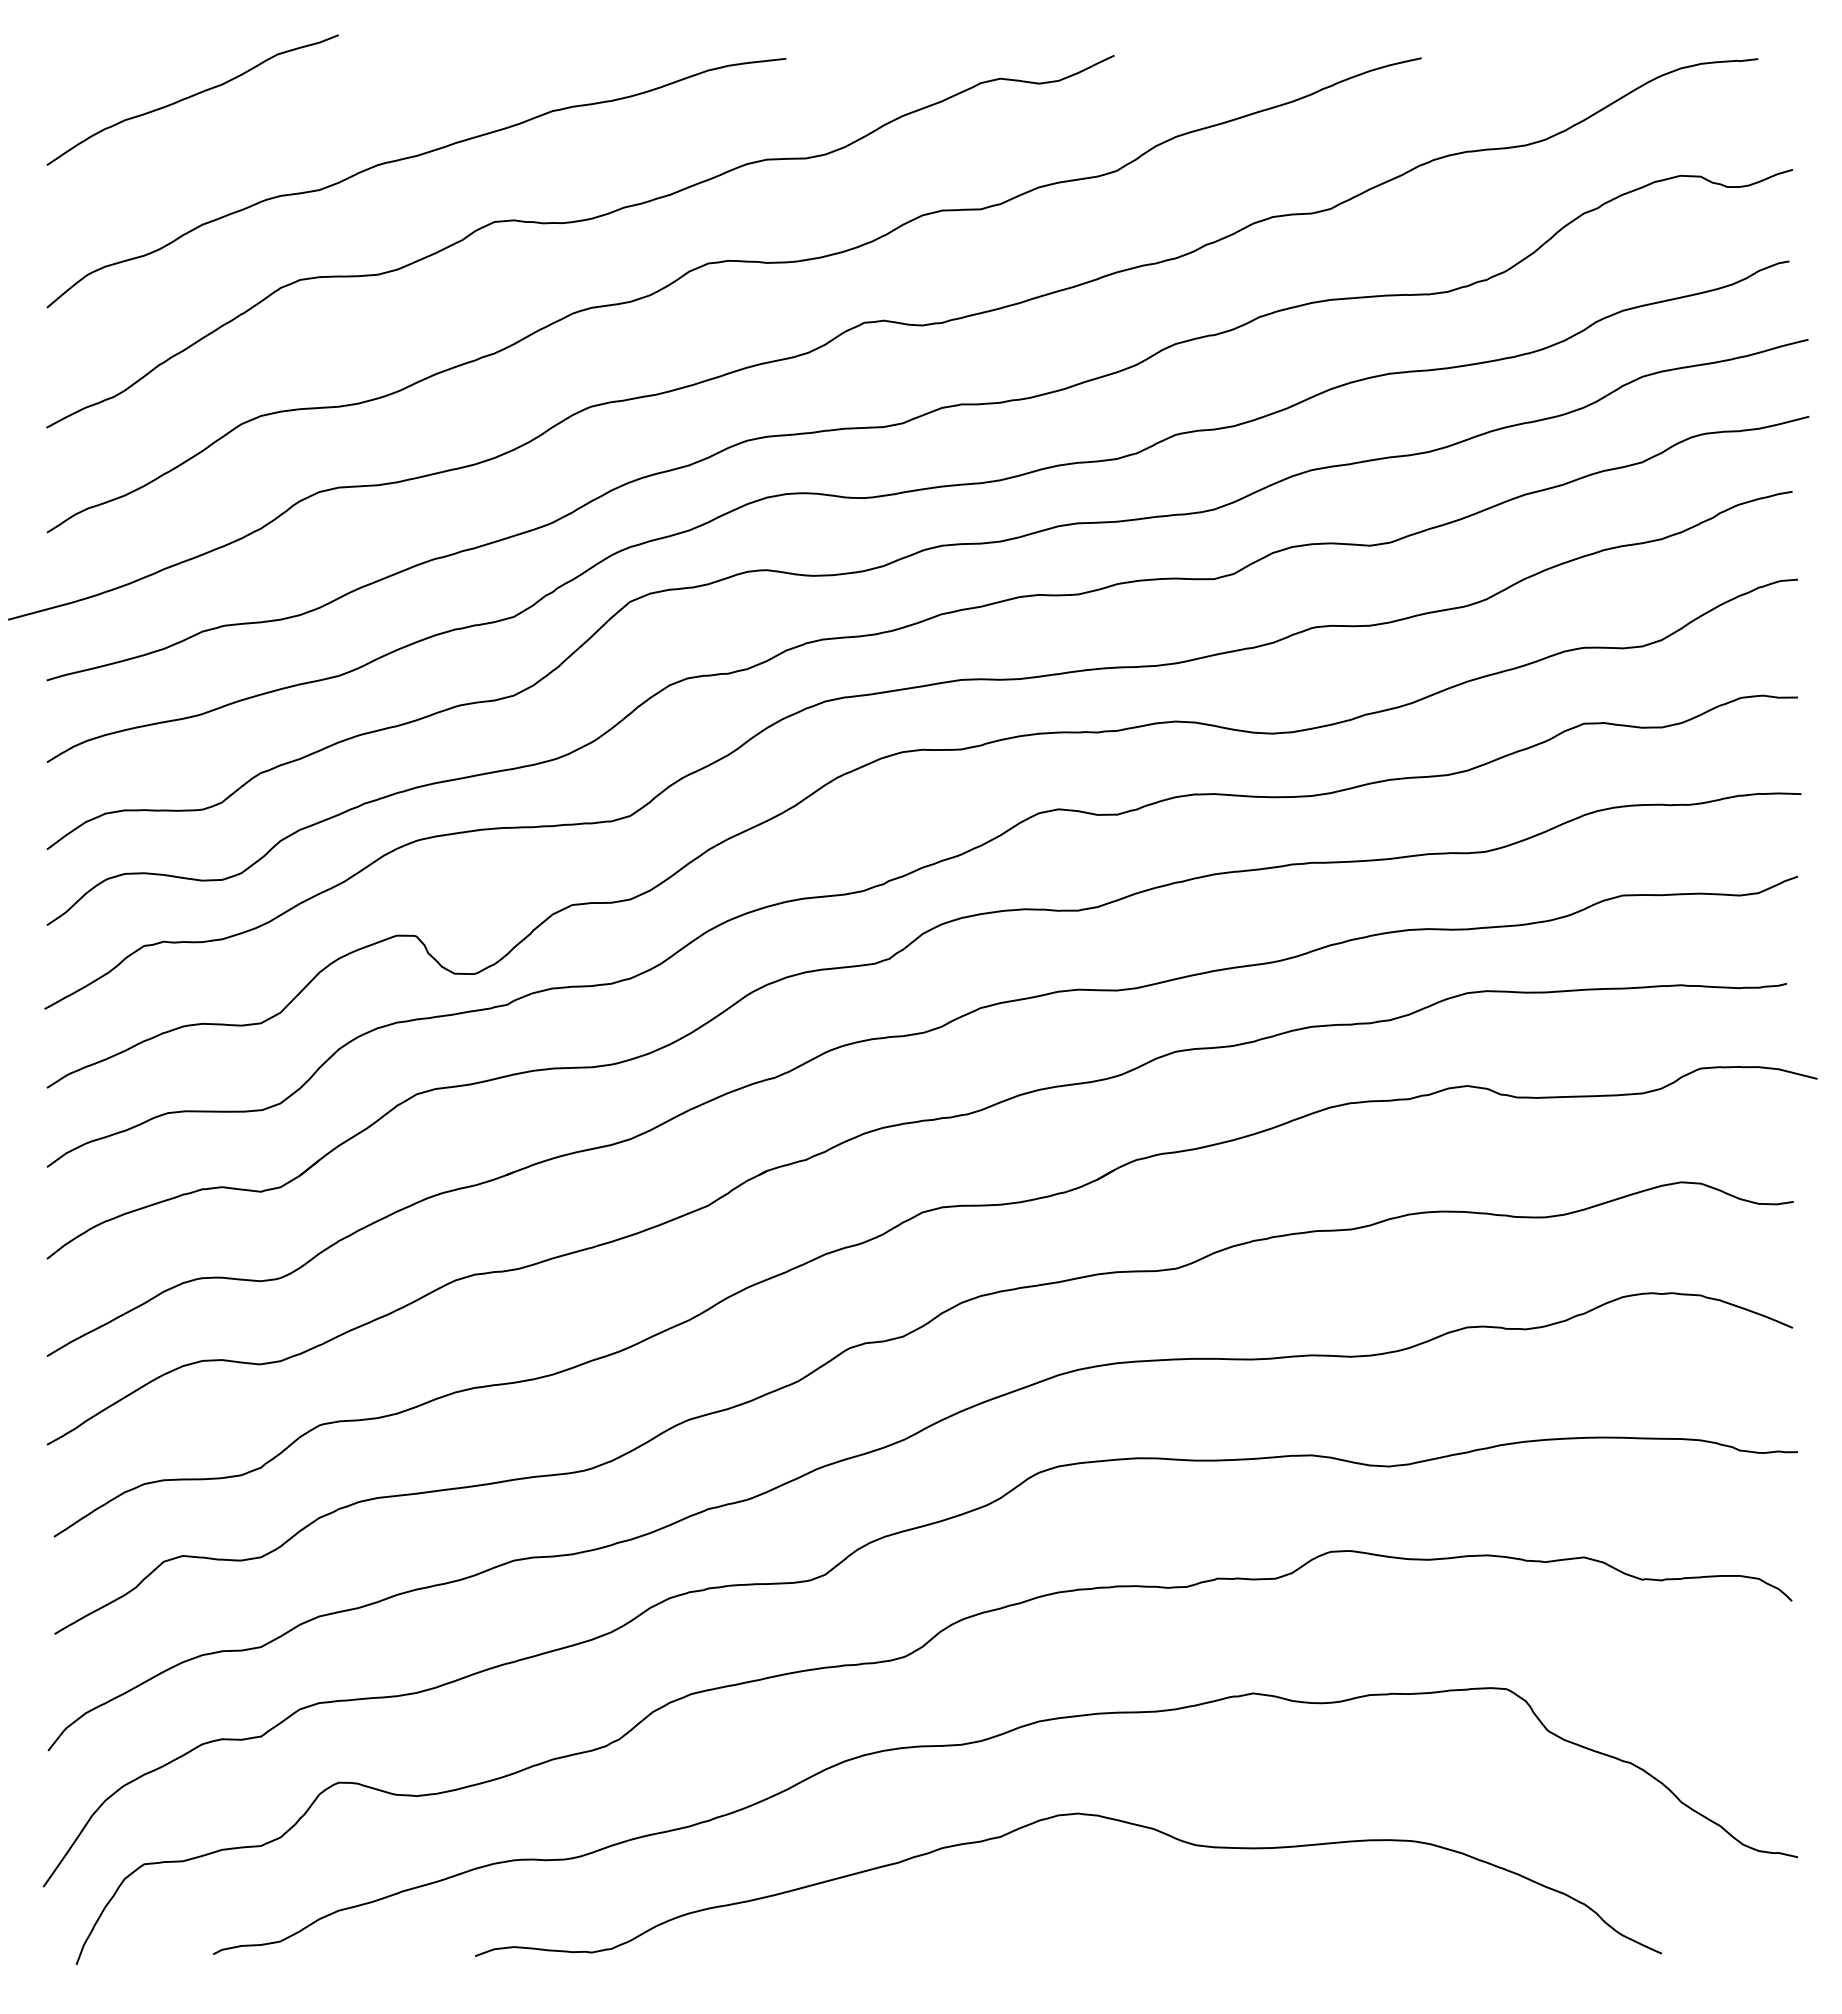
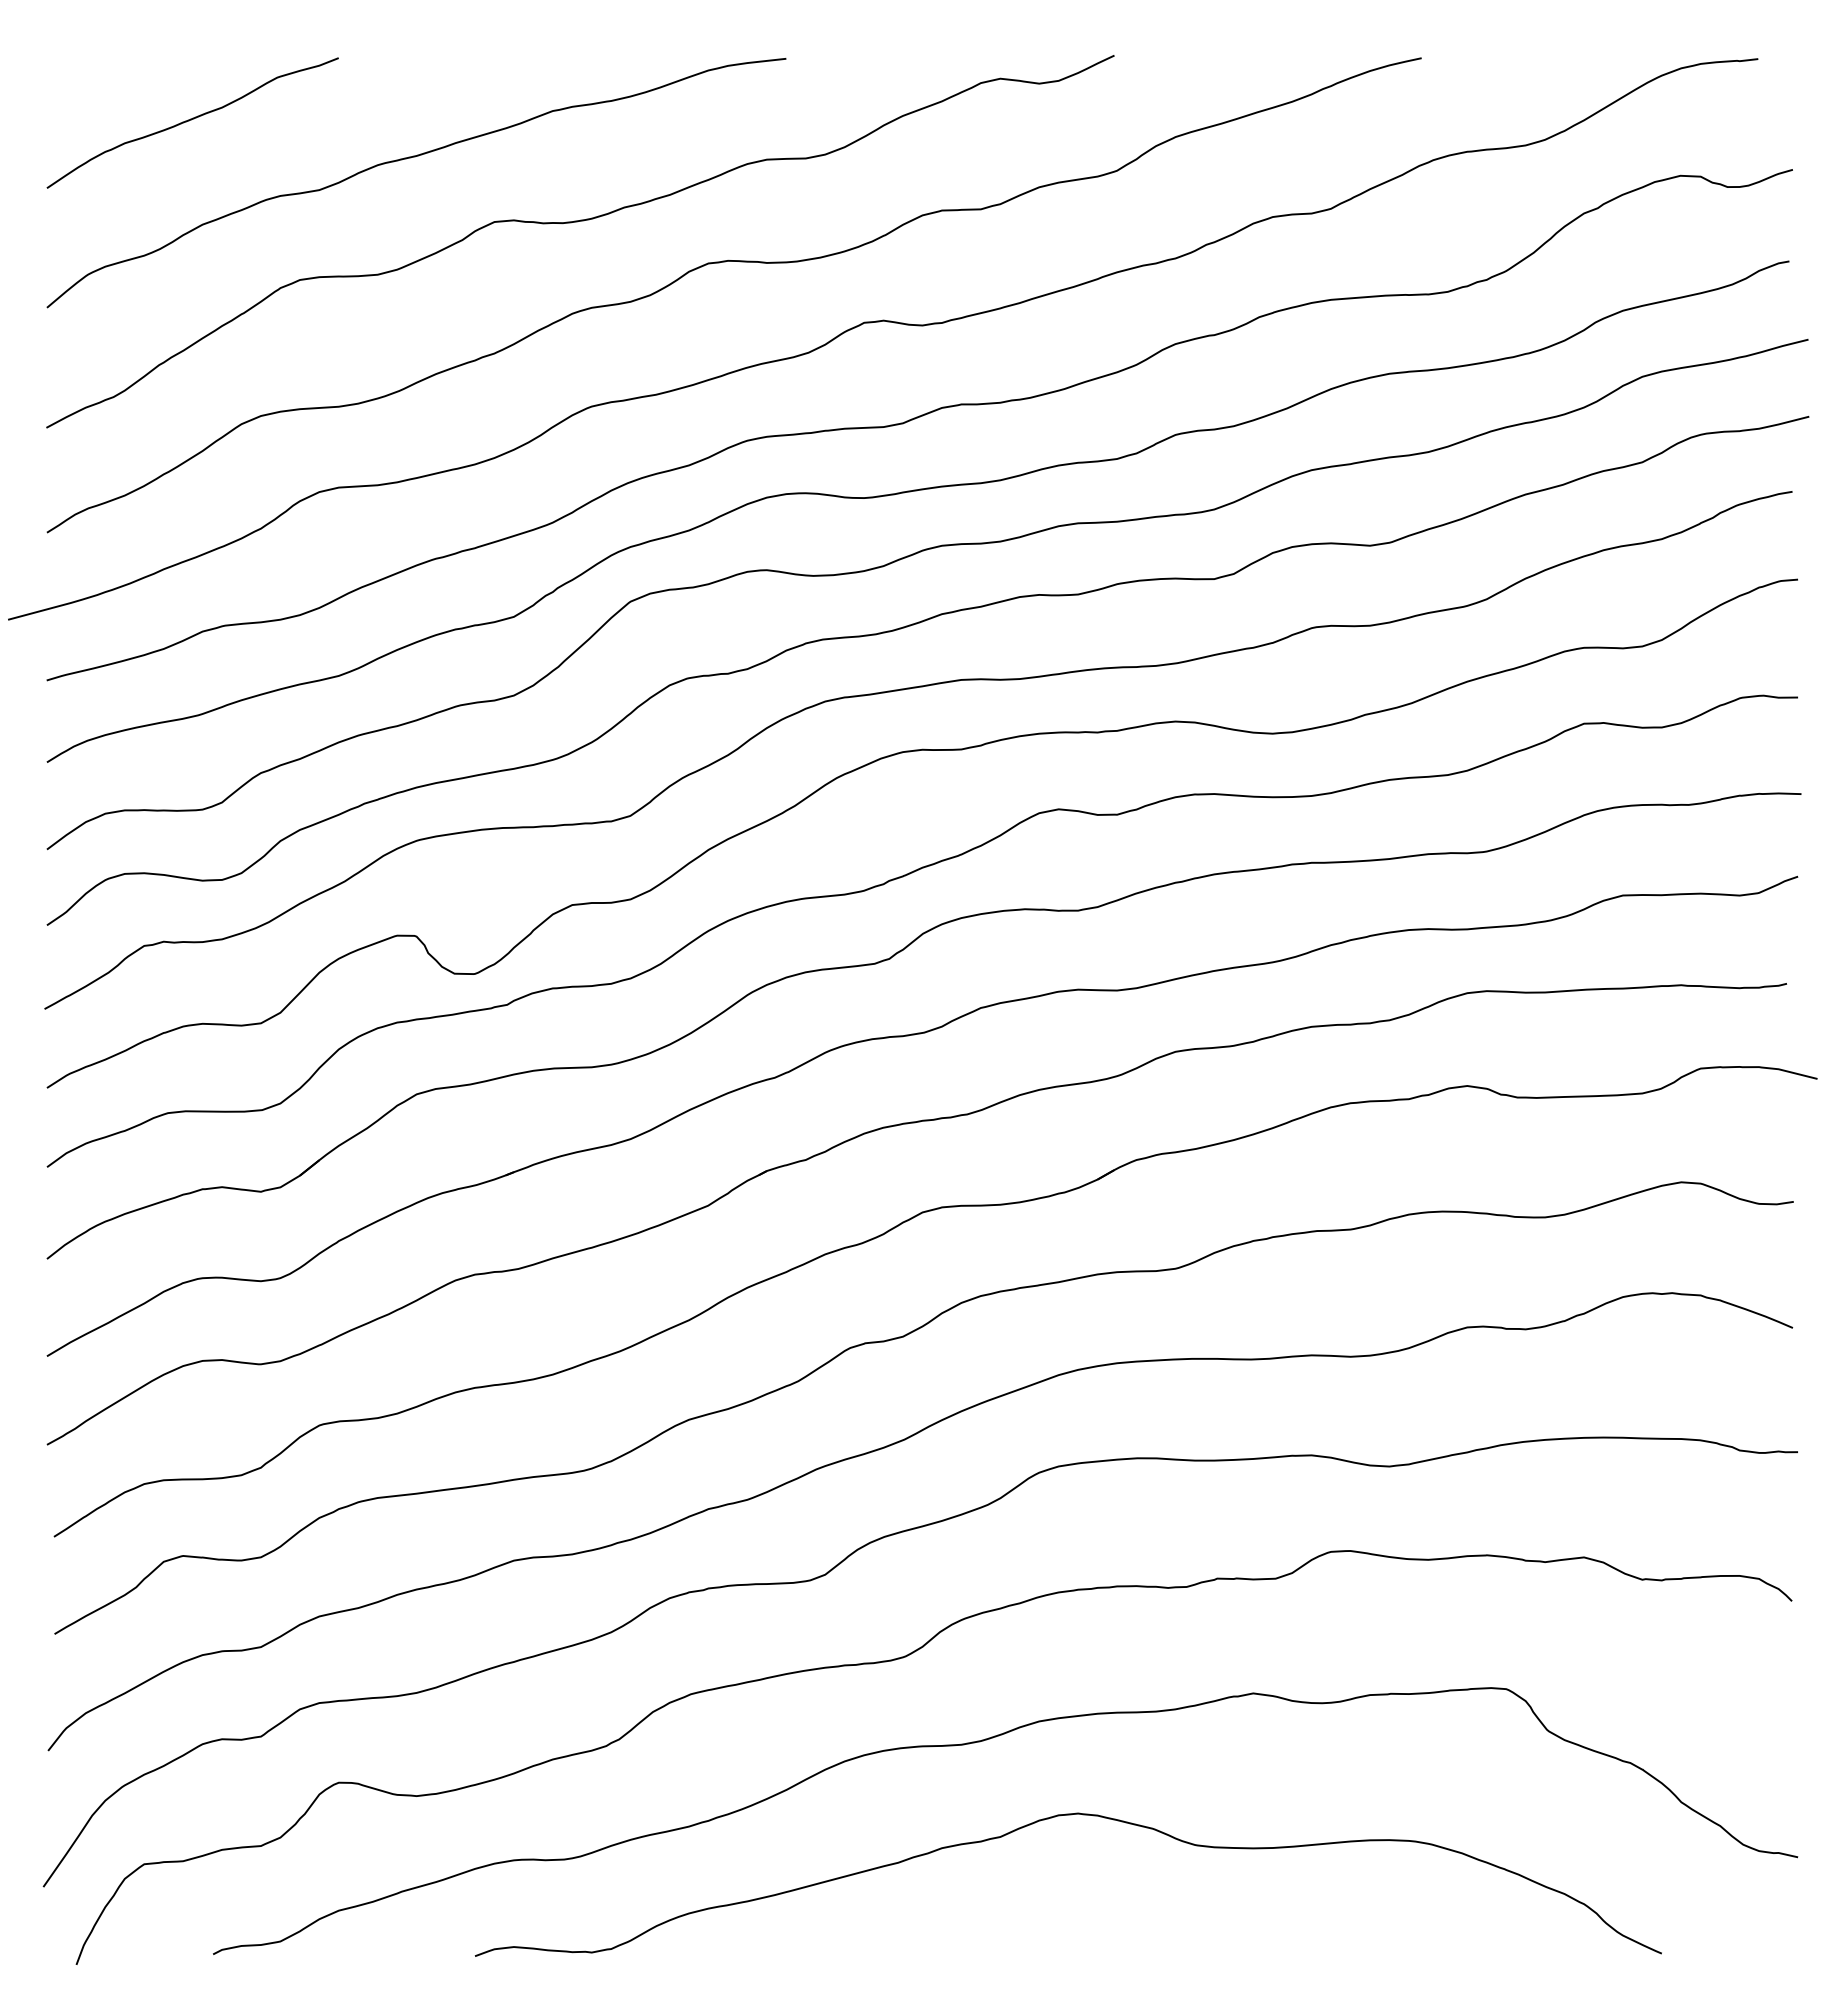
curve position: (191, 97) -> (191, 120) (191, 120)
